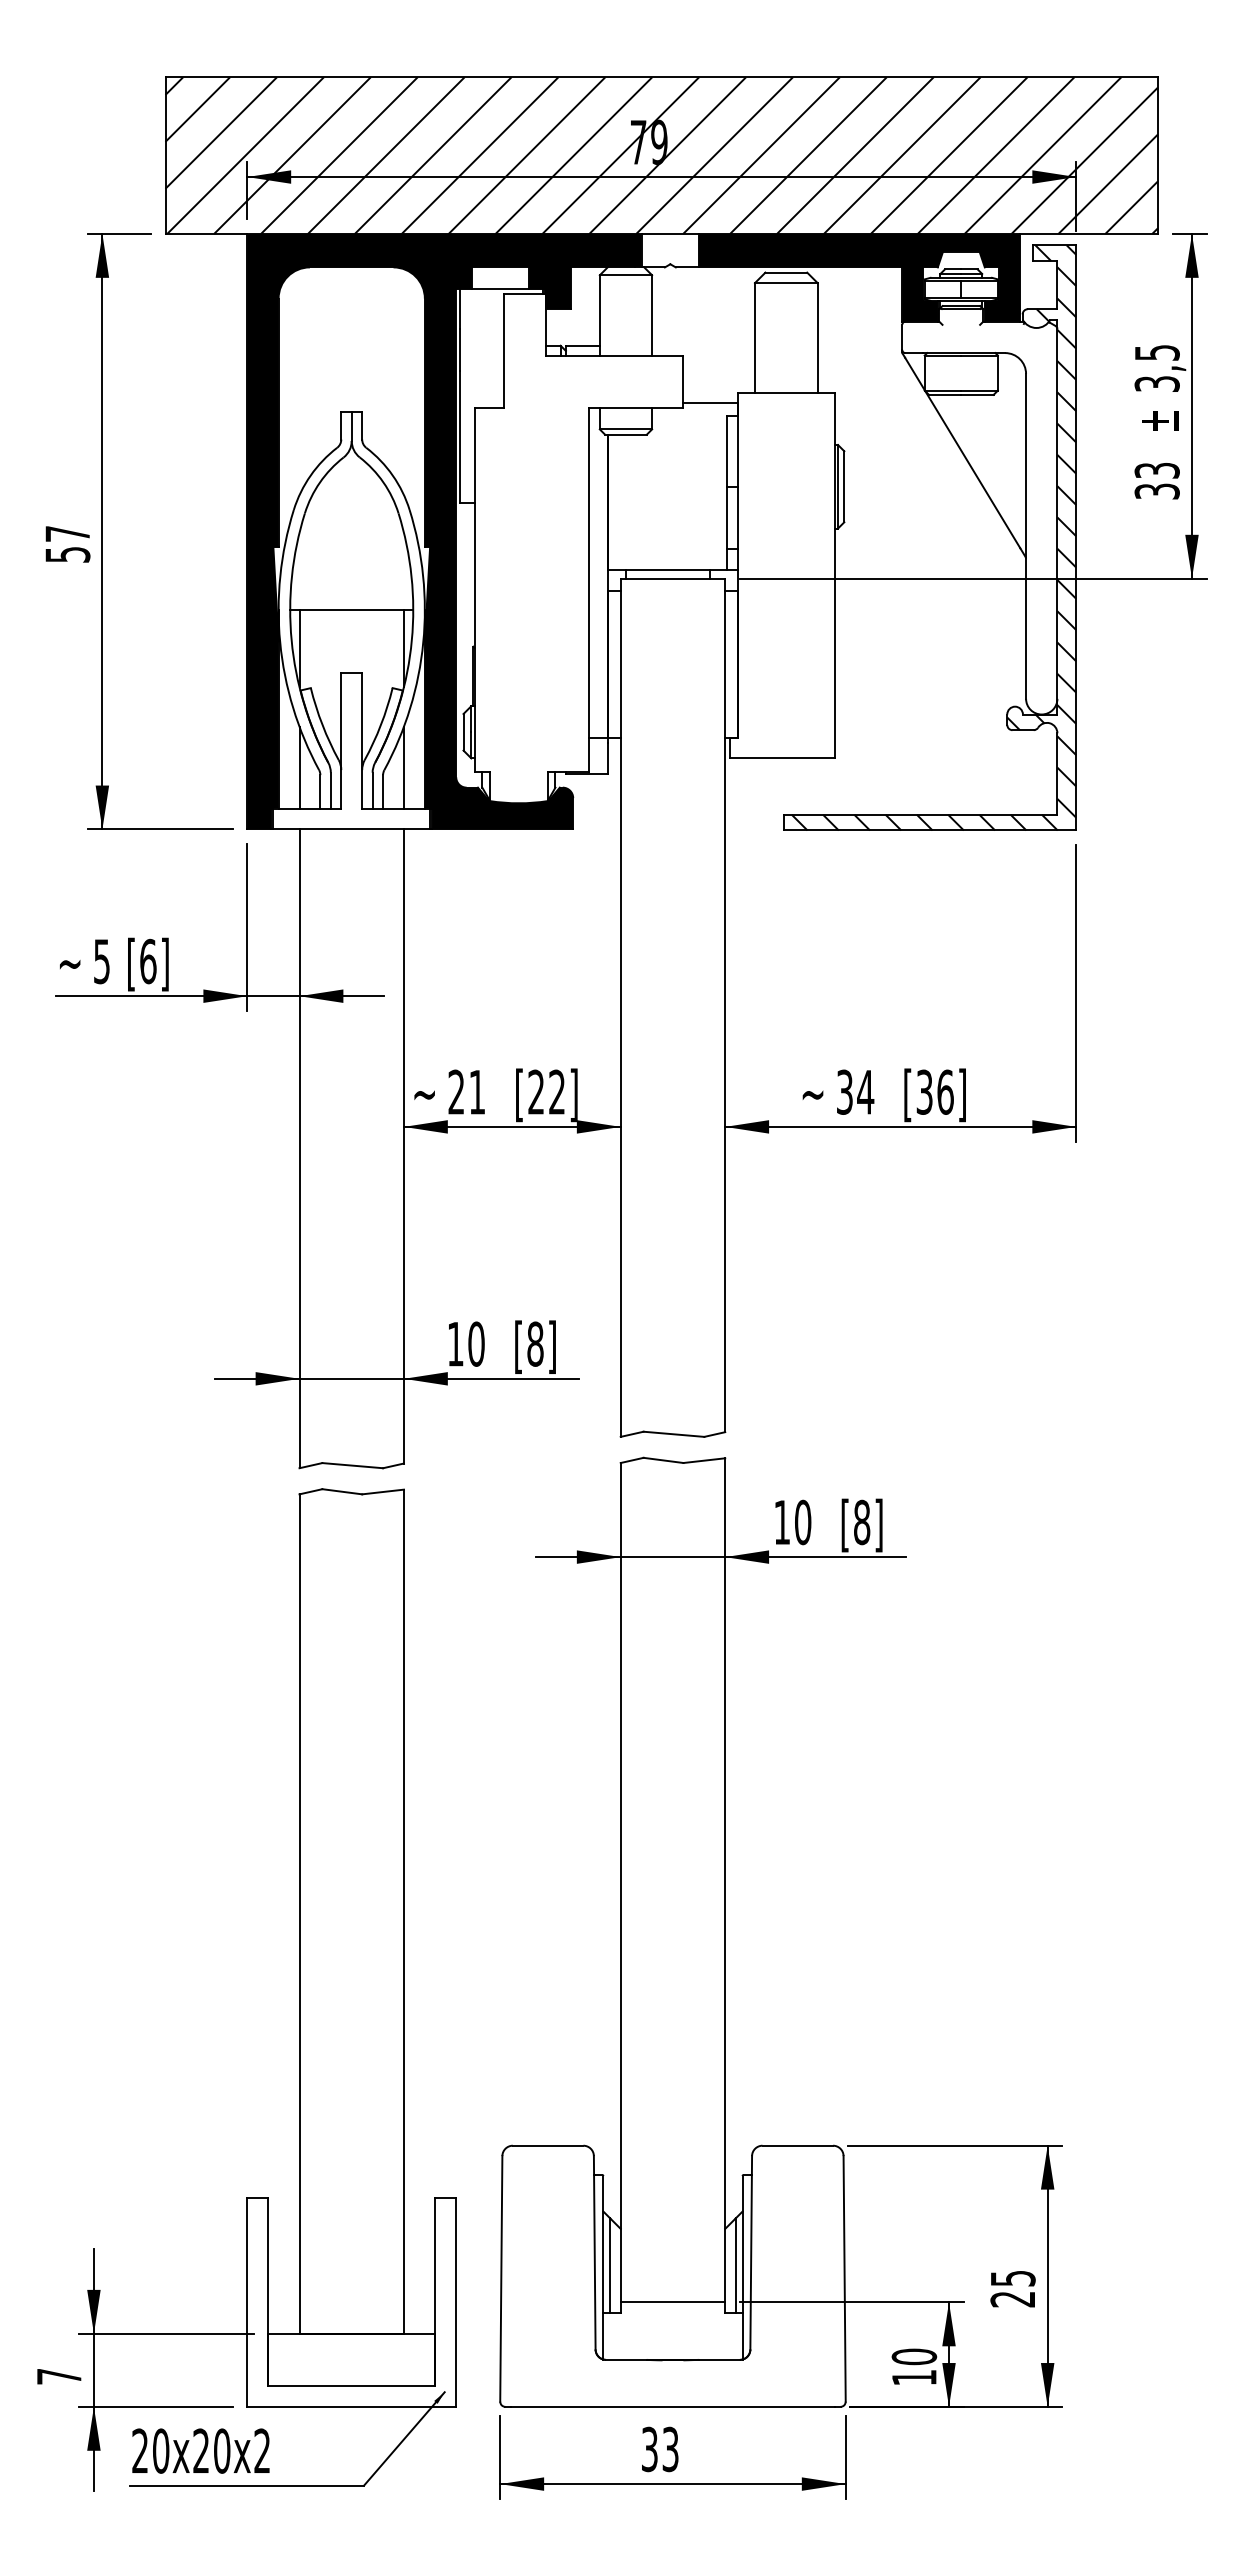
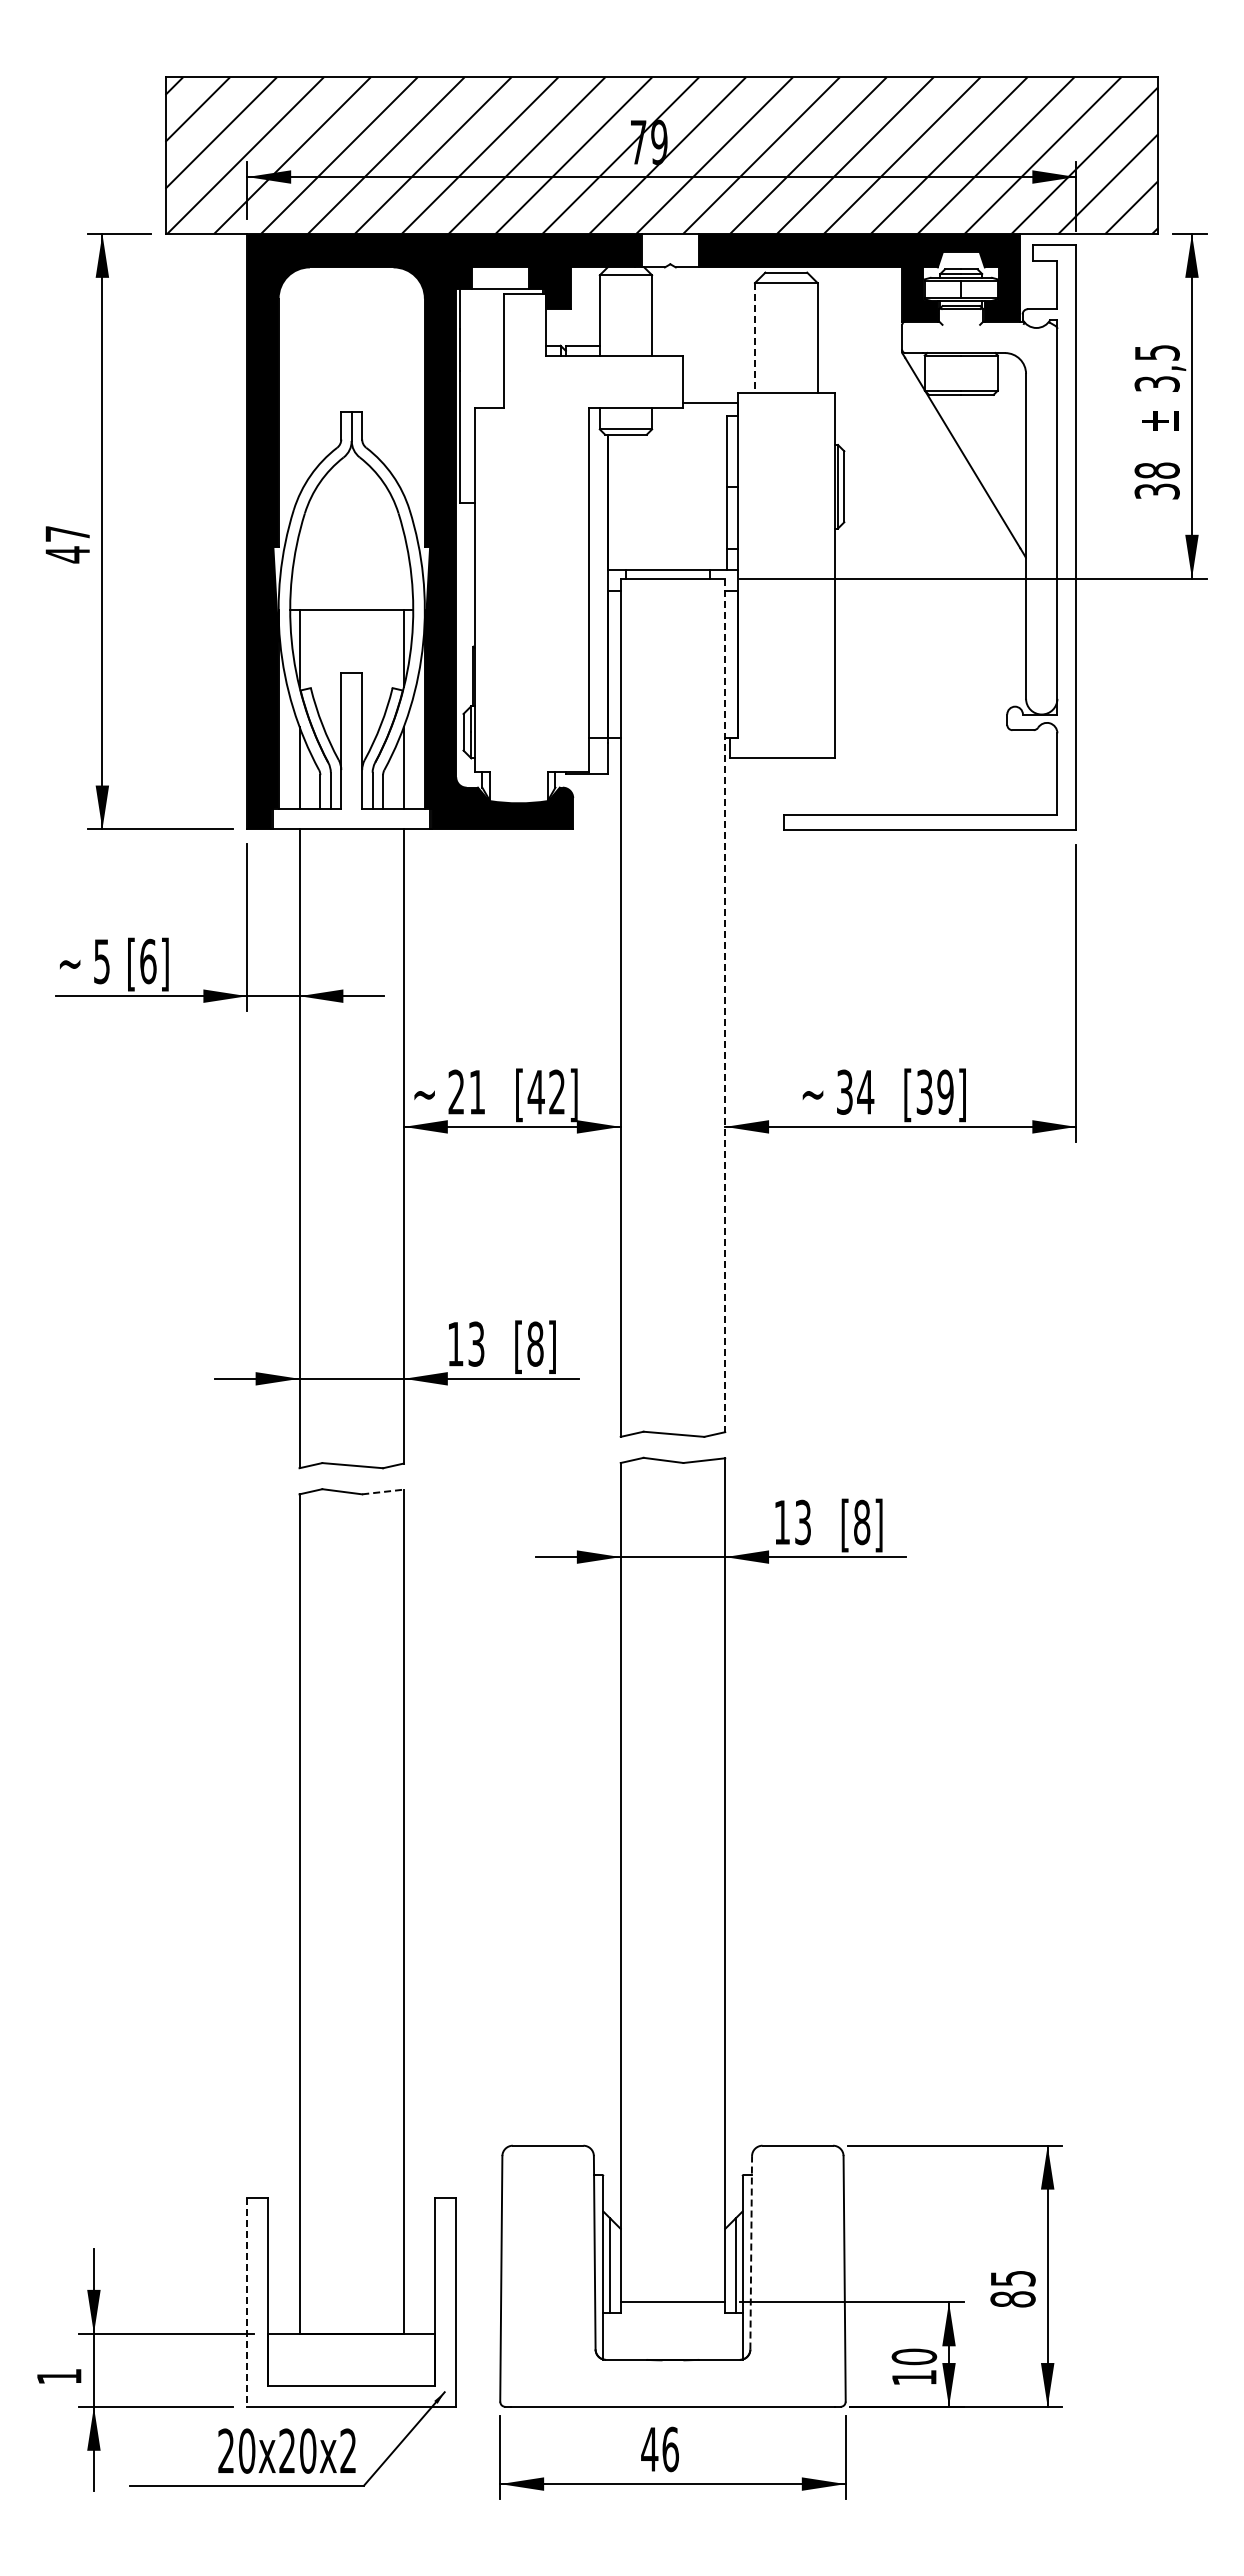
line: solid -> dashed (754, 337)
text: 33 -> 38 (1156, 470)
hatch: present -> none (933, 537)
text: 57 -> 47 (67, 554)
line: solid -> dashed (725, 1005)
text: [22] -> [42] (535, 1091)
text: [36] -> [39] (945, 1091)
text: 10 -> 13 (476, 1343)
line: solid -> dashed (383, 1491)
text: 10 -> 13 (803, 1522)
line: solid -> dashed (751, 2252)
text: 25 -> 85 (1012, 2299)
line: solid -> dashed (247, 2302)
text: 7 -> 1 (59, 2376)
text: 33 -> 46 (659, 2449)
text position: (200, 2450) -> (286, 2450) (286, 2450)
